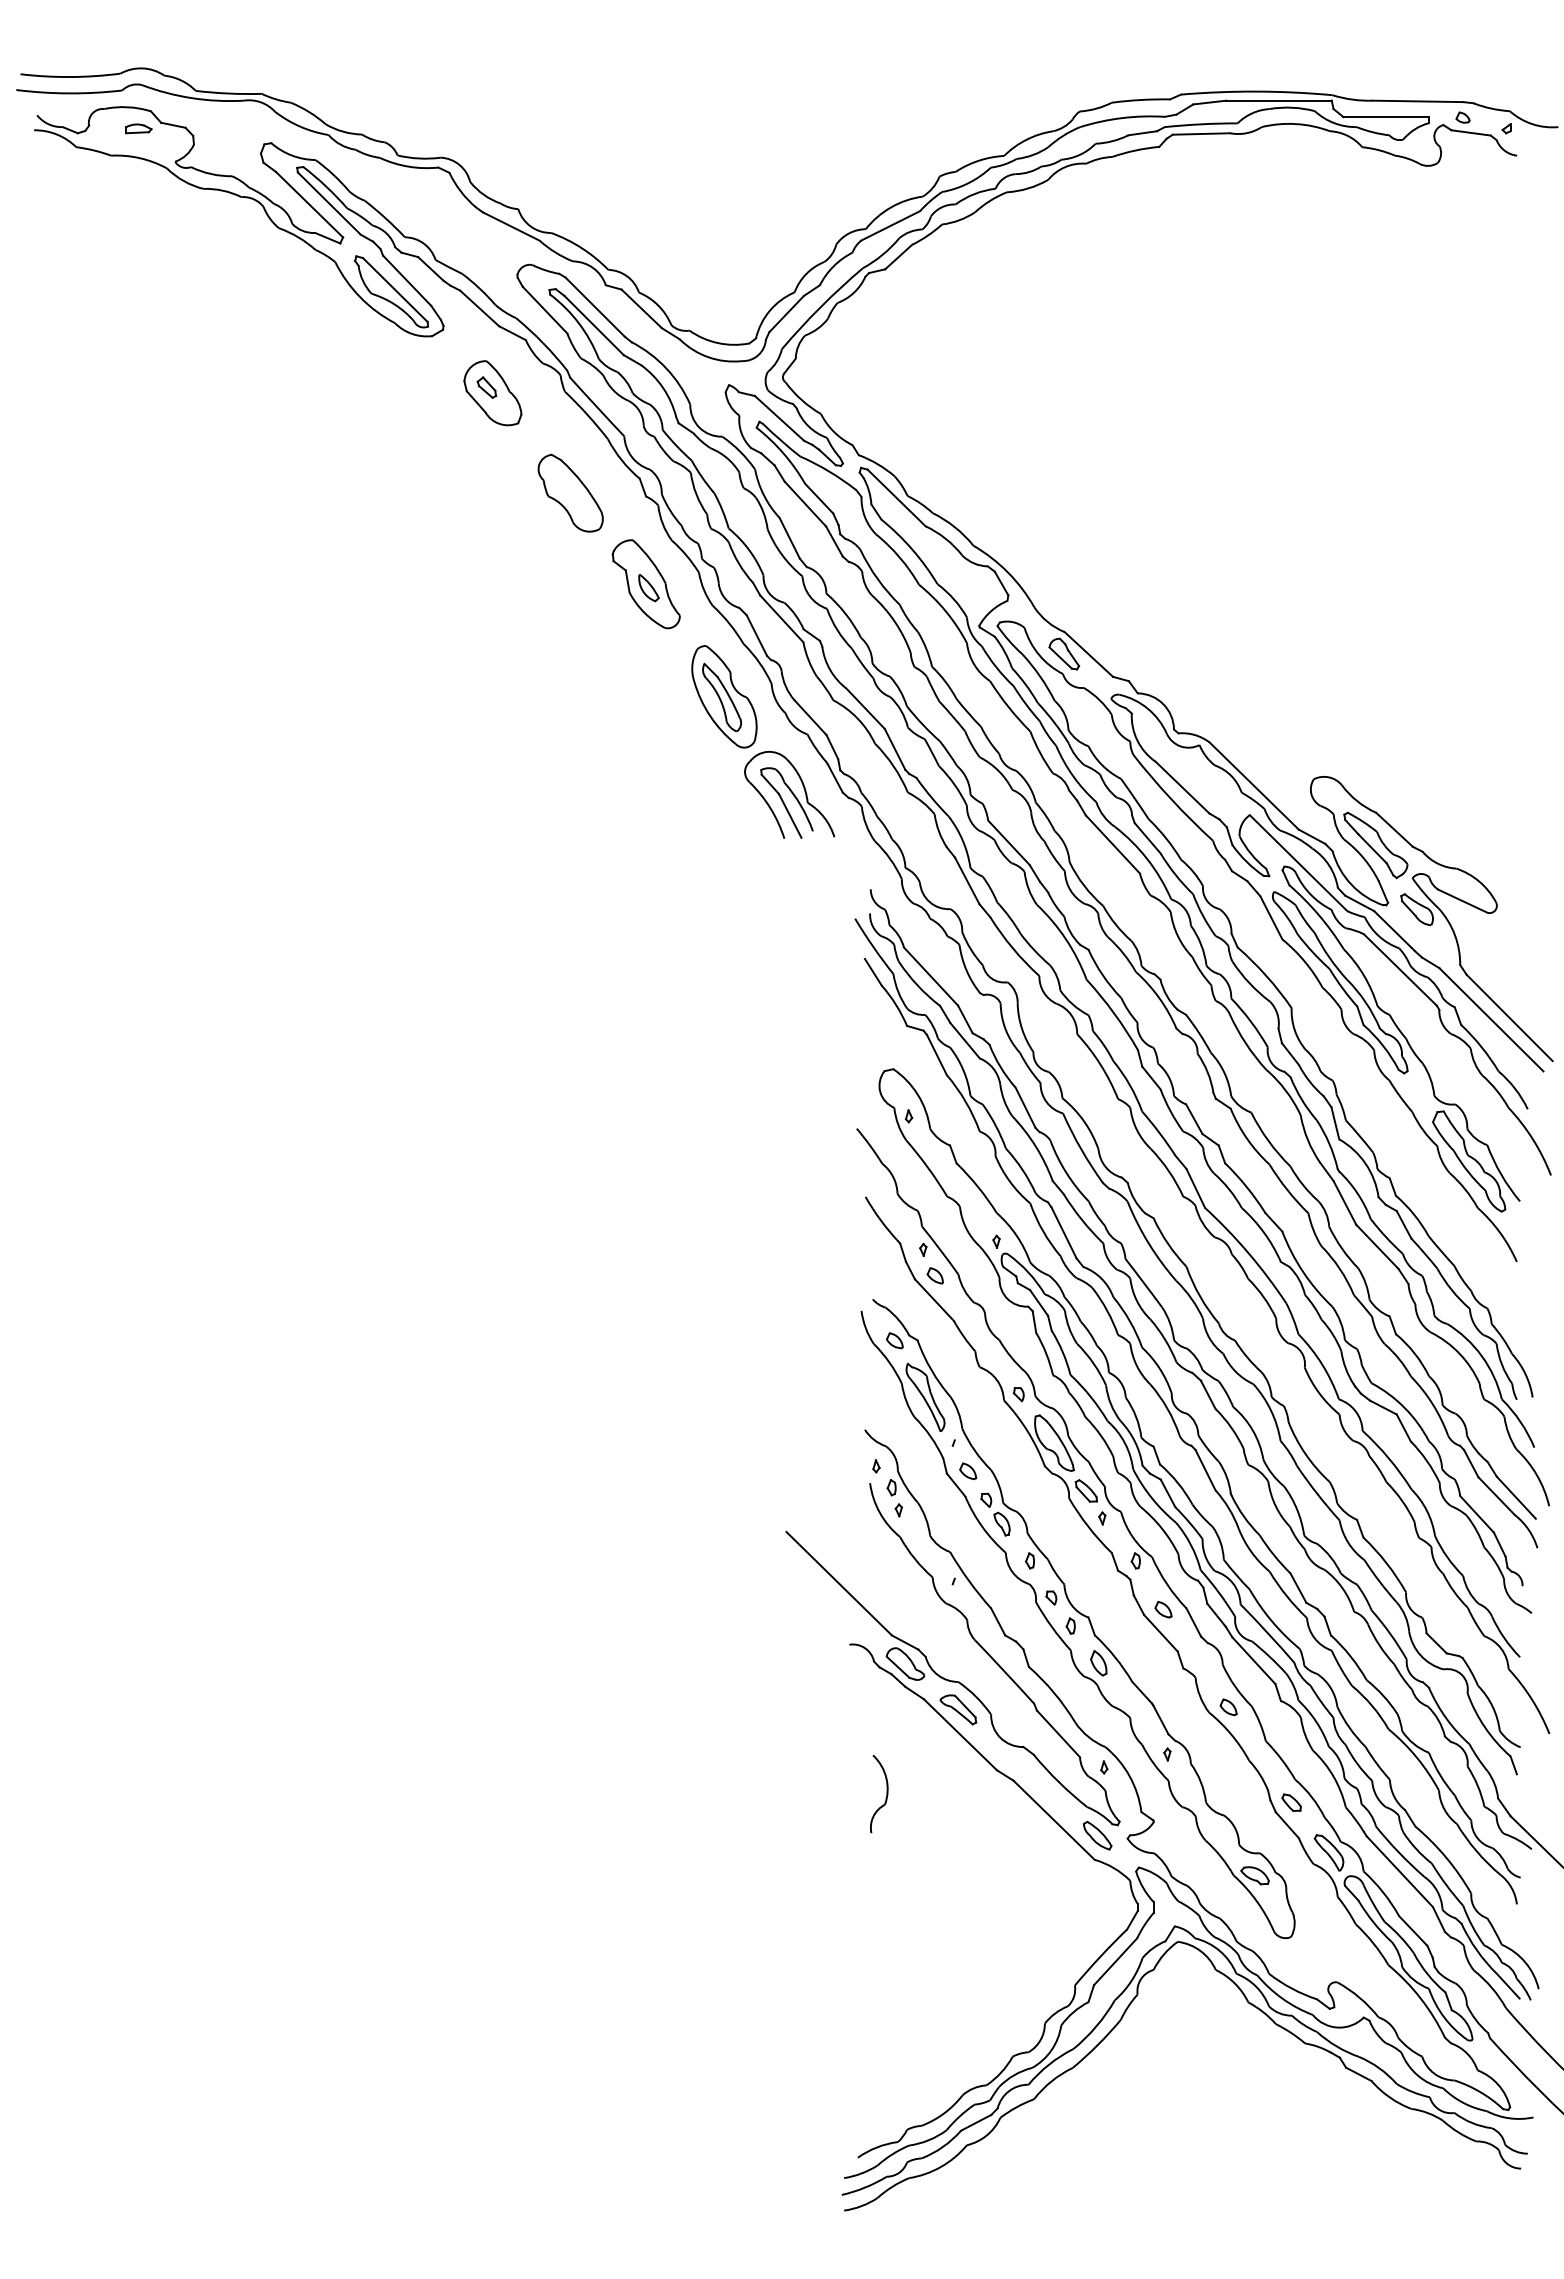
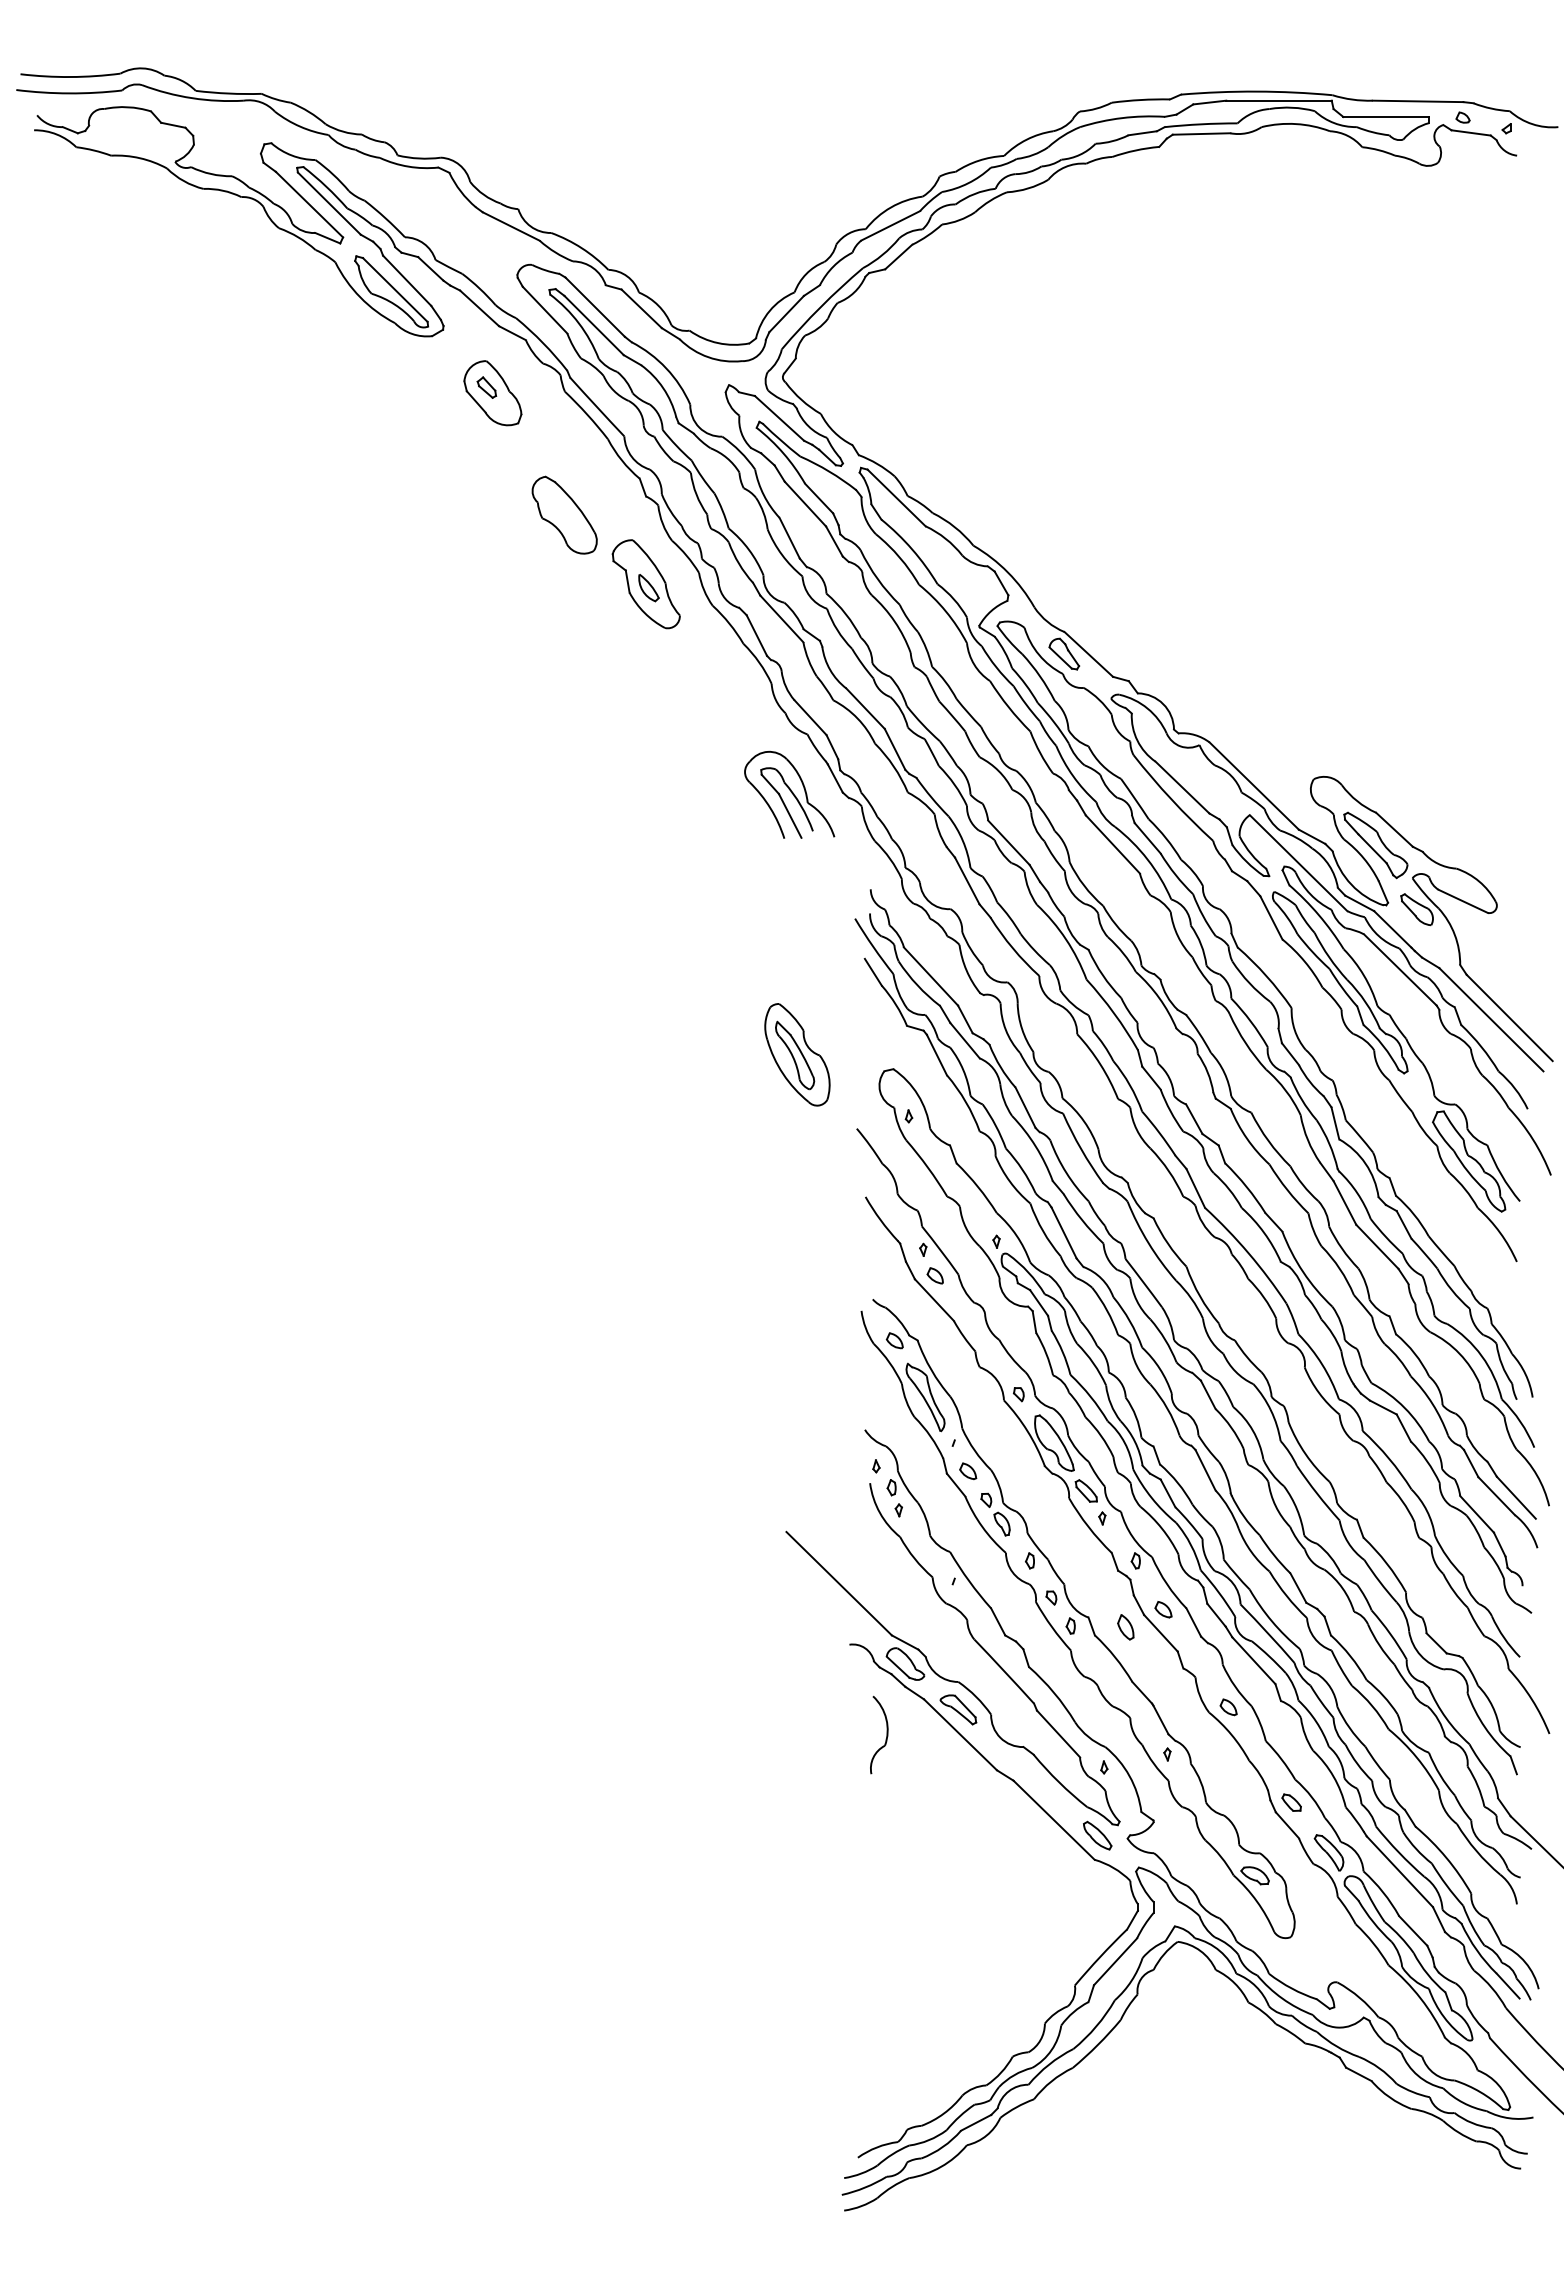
part: present -> none (138, 128)
part position: (570, 492) -> (564, 514) (564, 514)
part position: (724, 696) -> (797, 1054) (797, 1054)
part position: (1098, 1663) -> (1125, 1627) (1125, 1627)
part position: (886, 1793) -> (886, 1734) (886, 1734)
